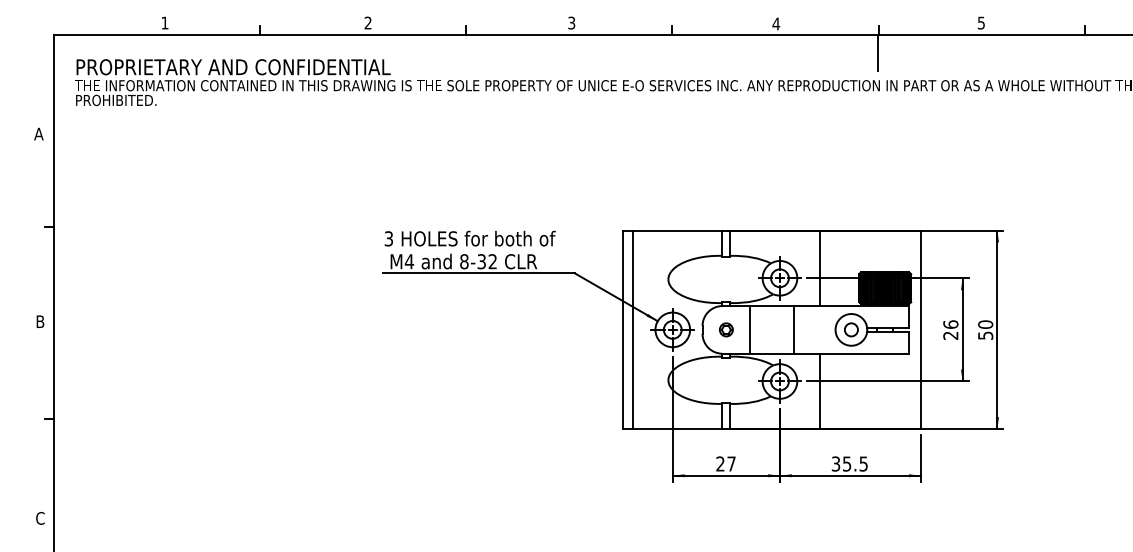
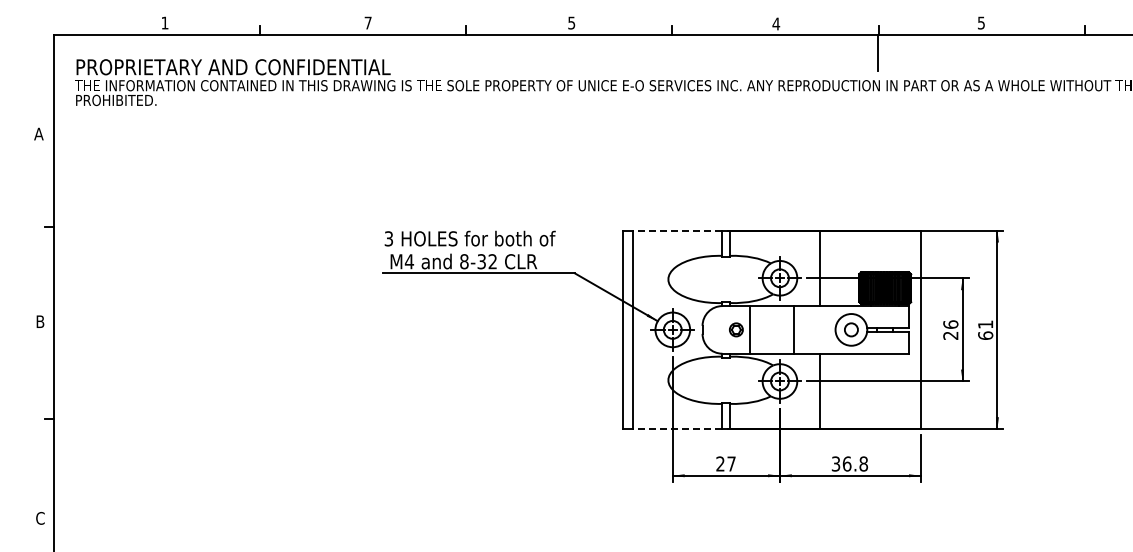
text: 2 -> 7 (367, 22)
text: 3 -> 5 (571, 22)
line: solid -> dashed (677, 230)
part position: (726, 329) -> (736, 329) (736, 329)
text: 50 -> 61 (985, 329)
line: solid -> dashed (677, 429)
text: 35.5 -> 36.8 (855, 463)
